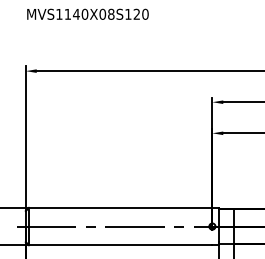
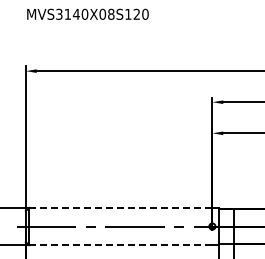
text: MVS1140X08S120 -> MVS3140X08S120 (59, 13)
line: solid -> dashed (120, 207)
line: solid -> dashed (120, 245)
